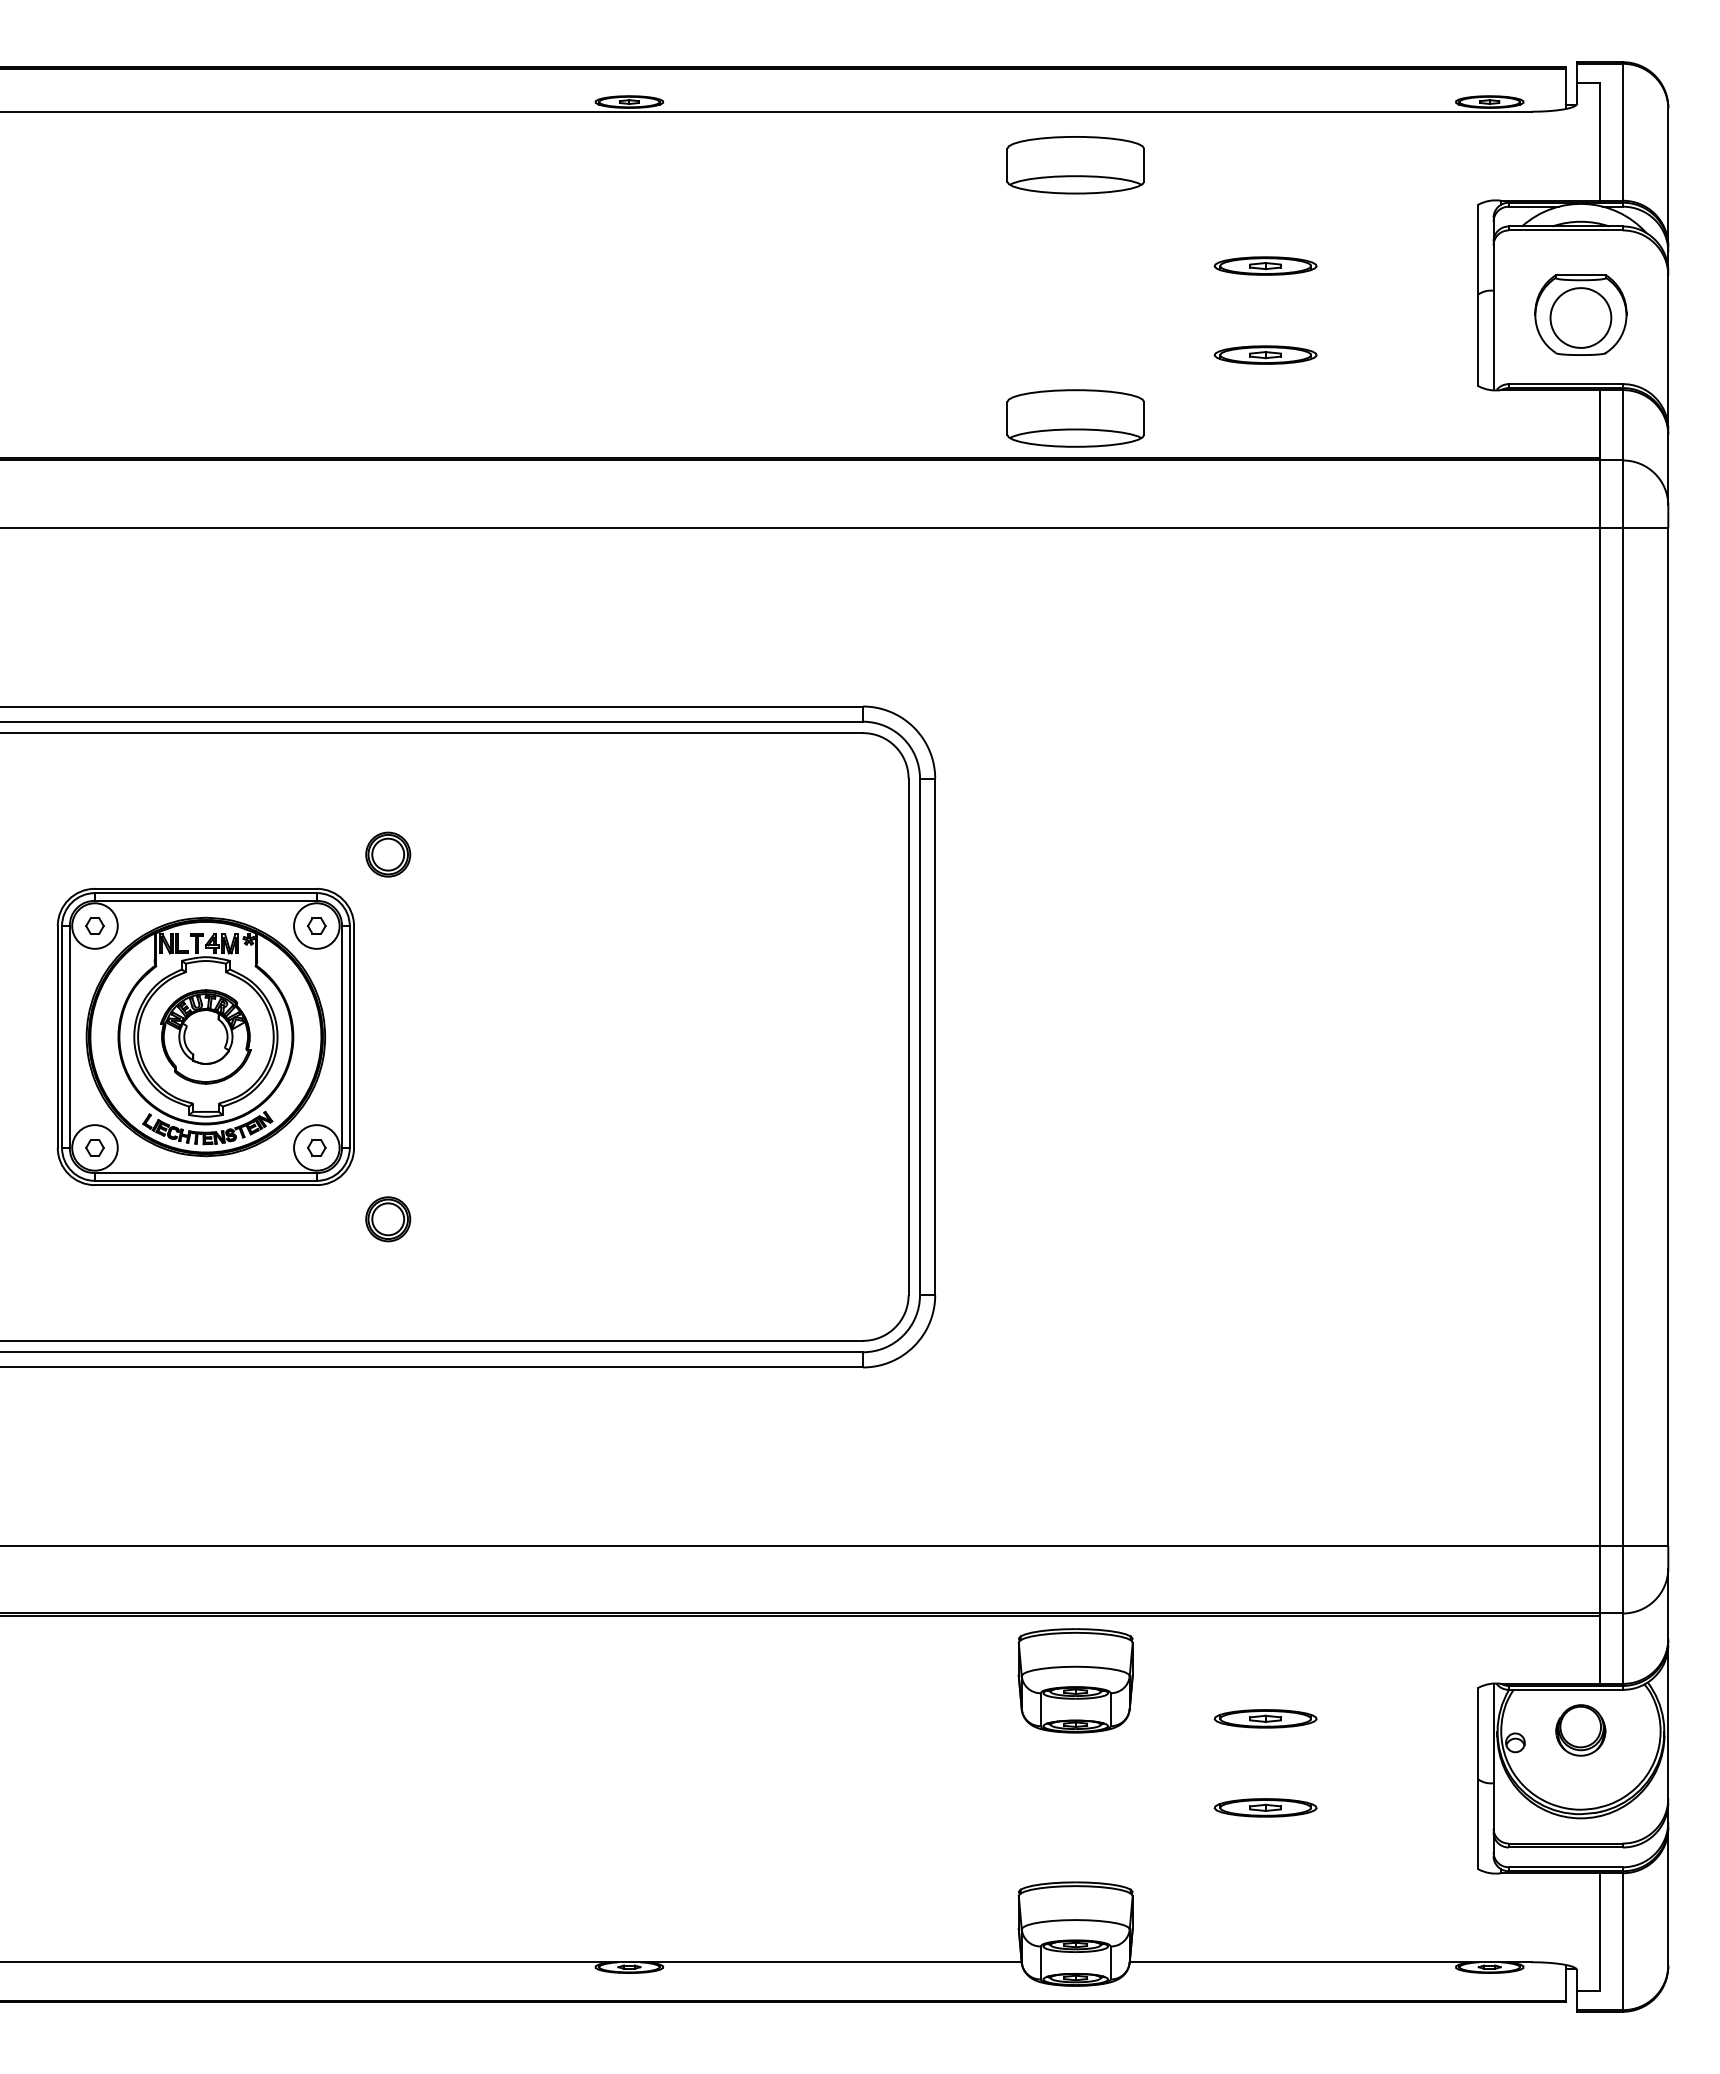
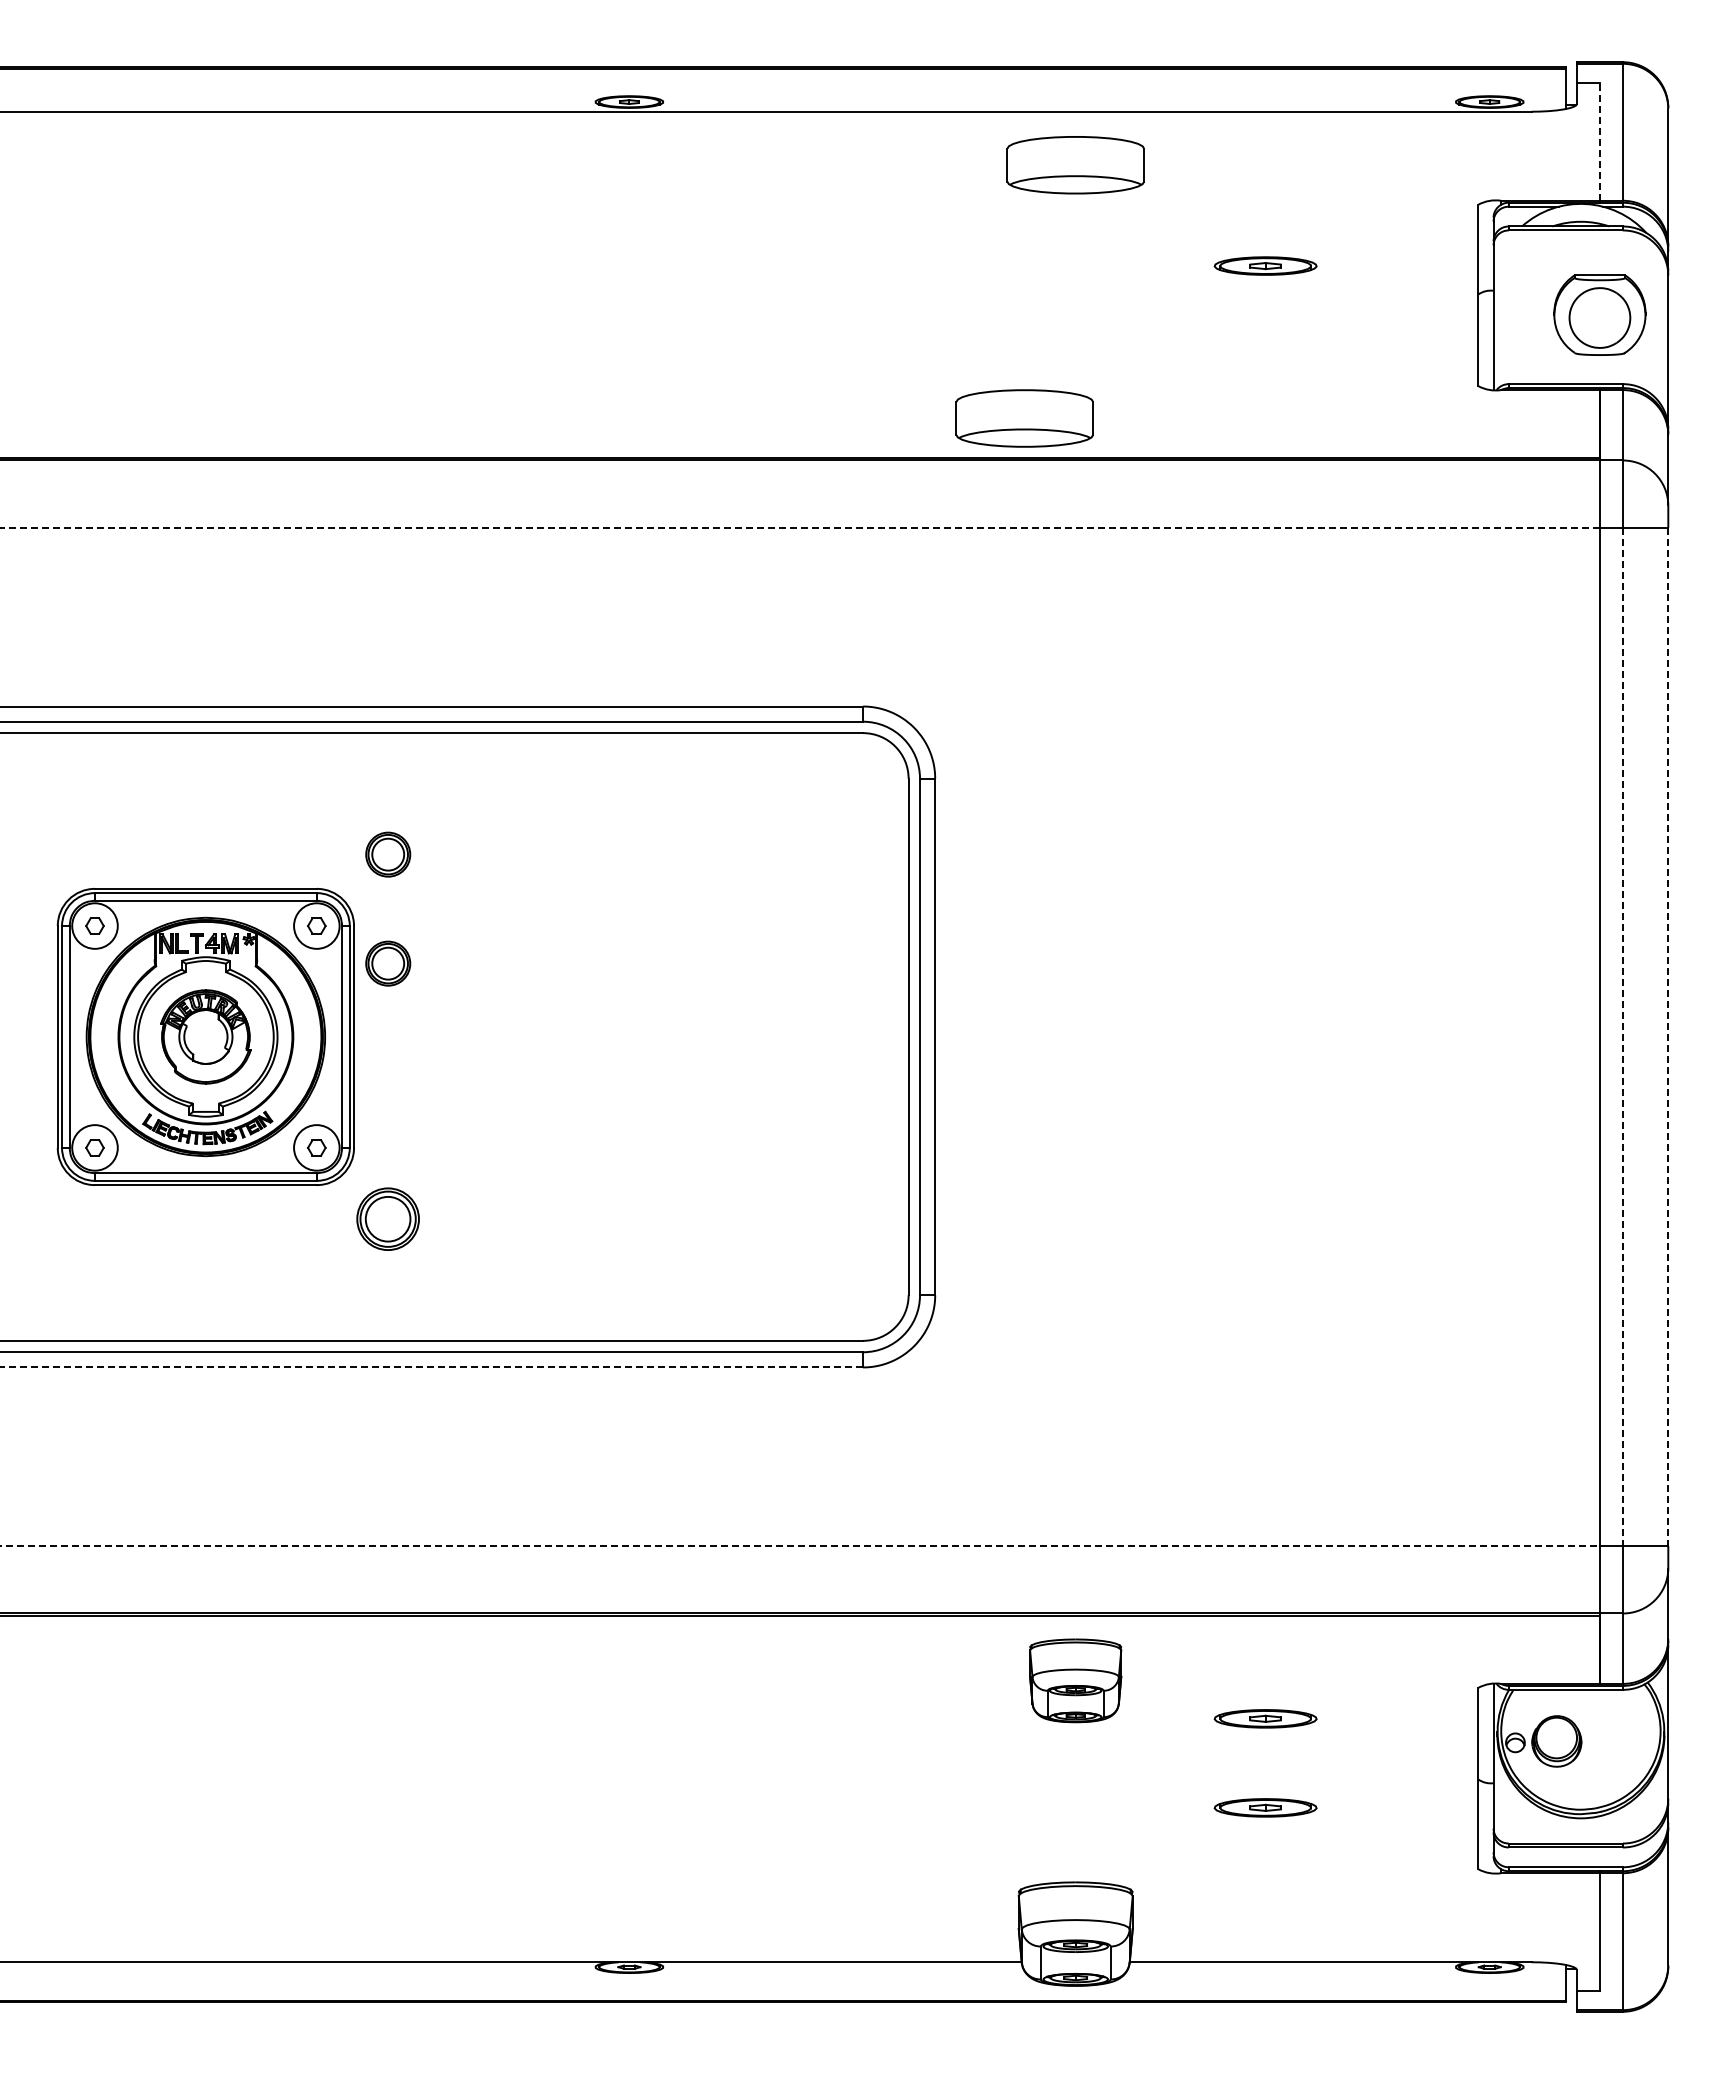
line: solid -> dashed (1599, 141)
part position: (1580, 314) -> (1599, 314) (1599, 314)
part: present -> none (1265, 354)
part position: (1075, 418) -> (1024, 418) (1024, 418)
line: solid -> dashed (800, 527)
part: none -> present (388, 963)
line: solid -> dashed (1622, 1037)
line: solid -> dashed (1668, 1037)
part size: 47x47 px -> 64x64 px (387, 1218)
line: solid -> dashed (431, 1367)
line: solid -> dashed (800, 1546)
part size: 117x106 px -> 94x86 px (1075, 1680)
part position: (1580, 1730) -> (1556, 1741) (1556, 1741)
